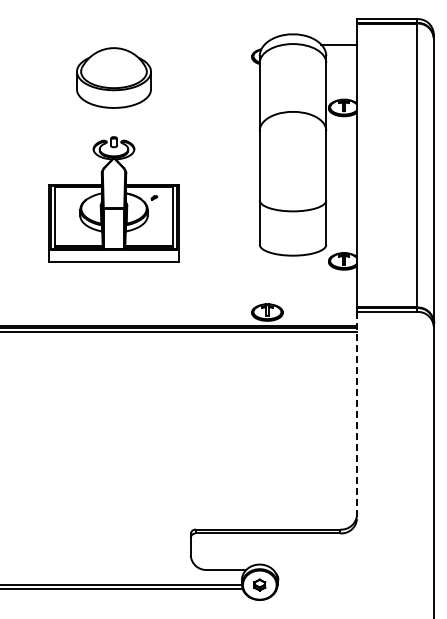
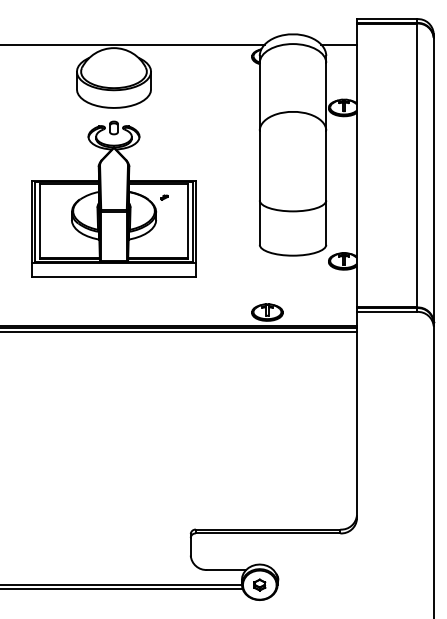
line: none -> present (133, 44)
part size: 132x127 px -> 166x158 px (113, 198)
line: dashed -> solid (356, 415)
